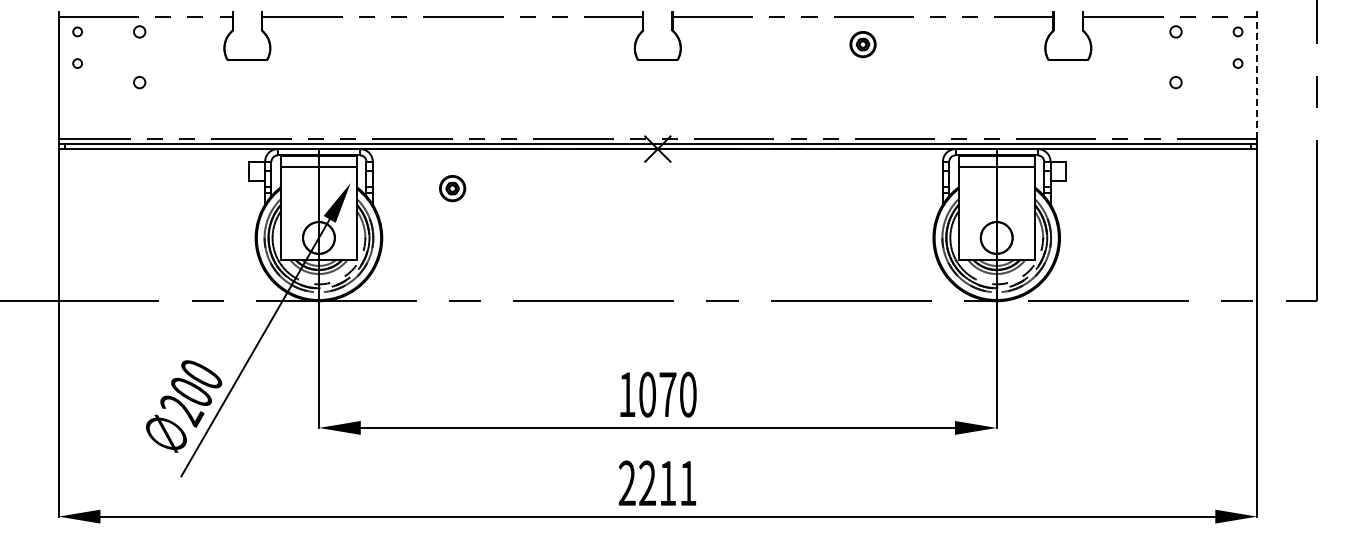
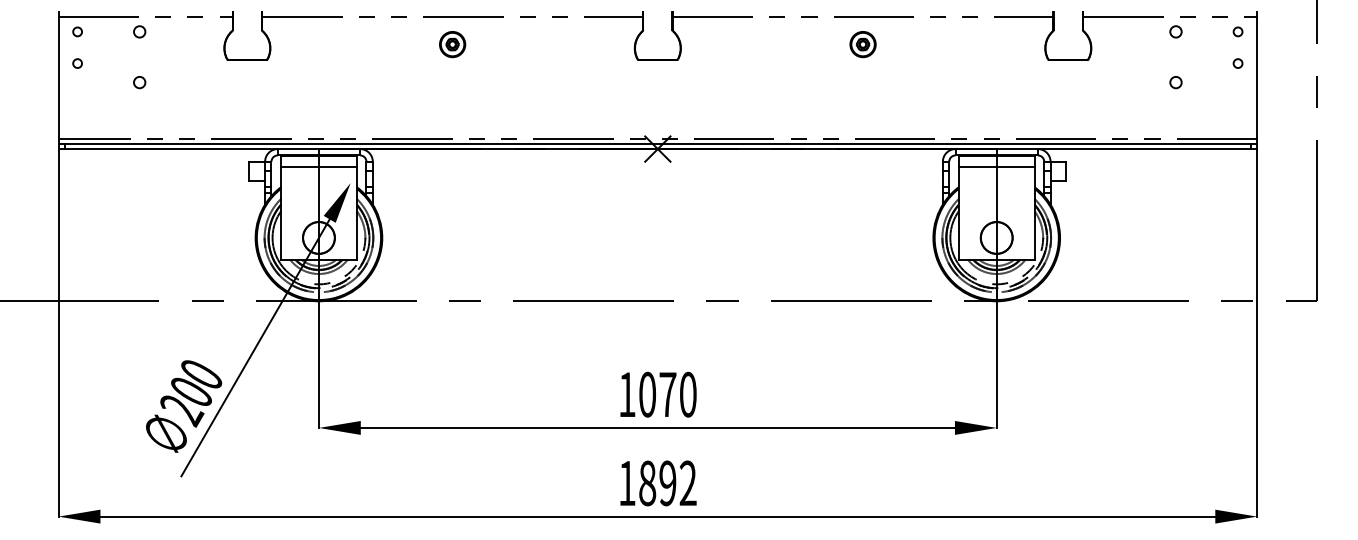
line: dashed -> solid (1257, 77)
part position: (452, 188) -> (452, 44) (452, 44)
text: 2211 -> 1892 (657, 483)
